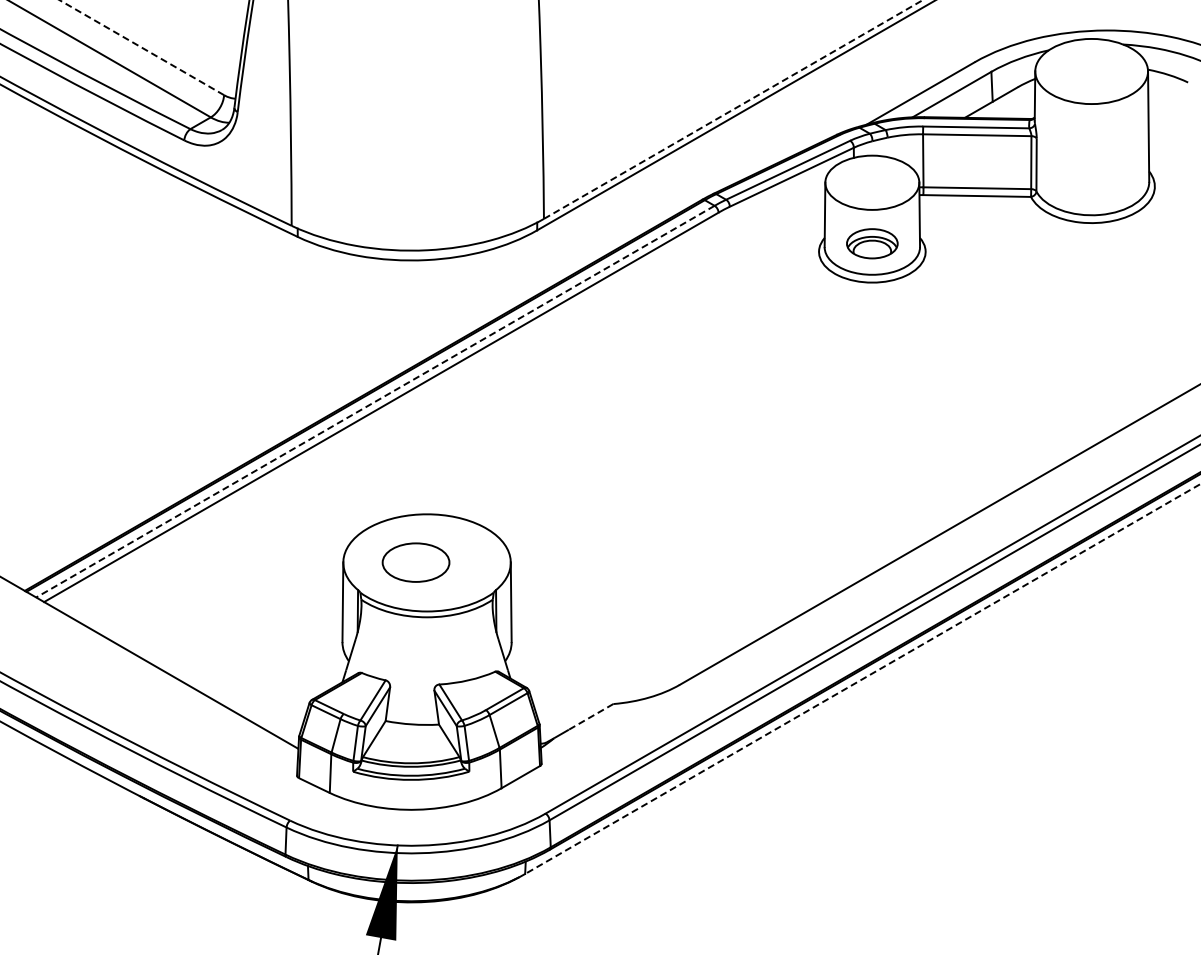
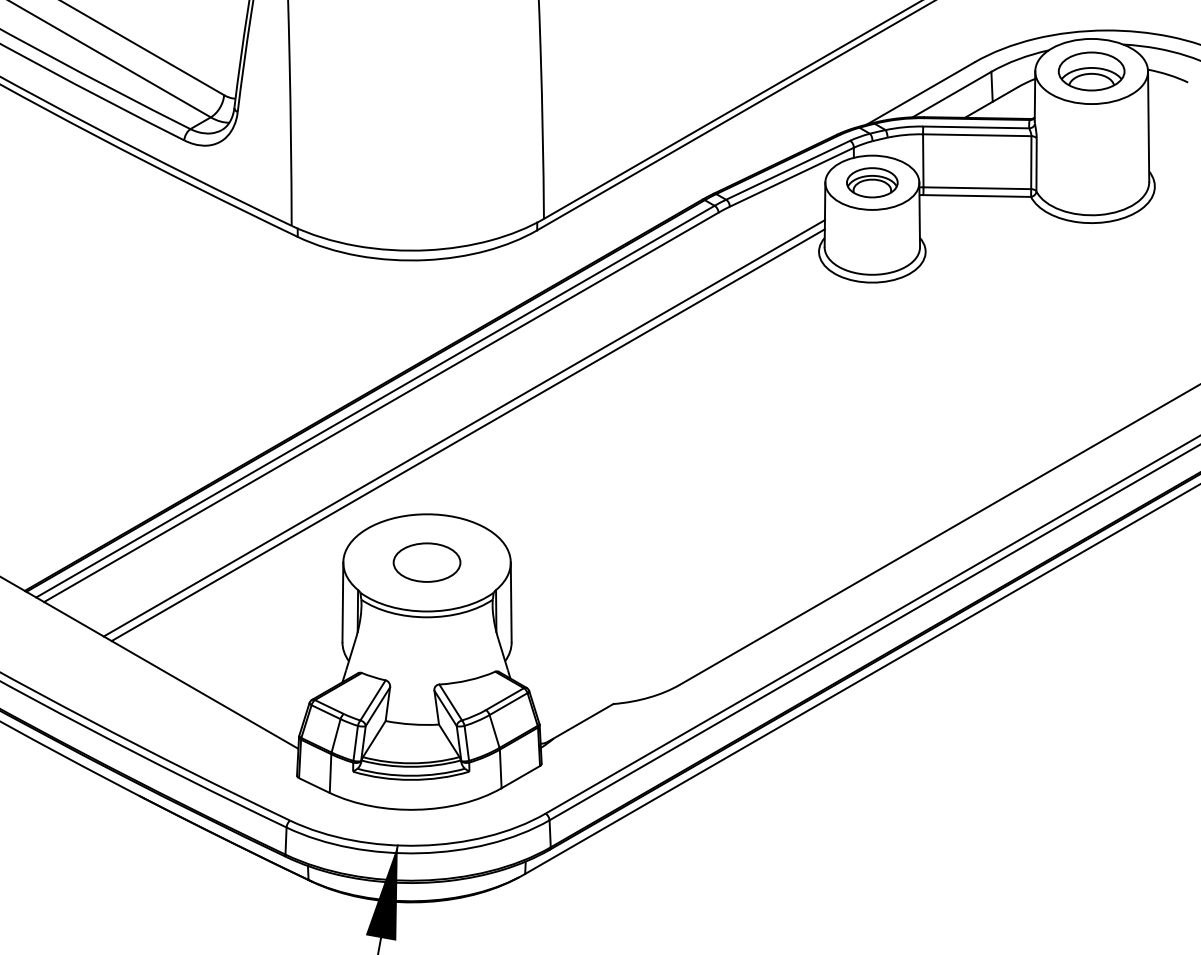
line: dashed -> solid (141, 47)
part: none -> present (1091, 71)
line: dashed -> solid (733, 109)
part position: (872, 243) -> (872, 182) (872, 182)
line: dashed -> solid (375, 401)
line: none -> present (463, 428)
line: none -> present (467, 435)
part position: (415, 562) -> (426, 562) (426, 562)
line: dashed -> solid (862, 679)
line: dashed -> solid (591, 716)
